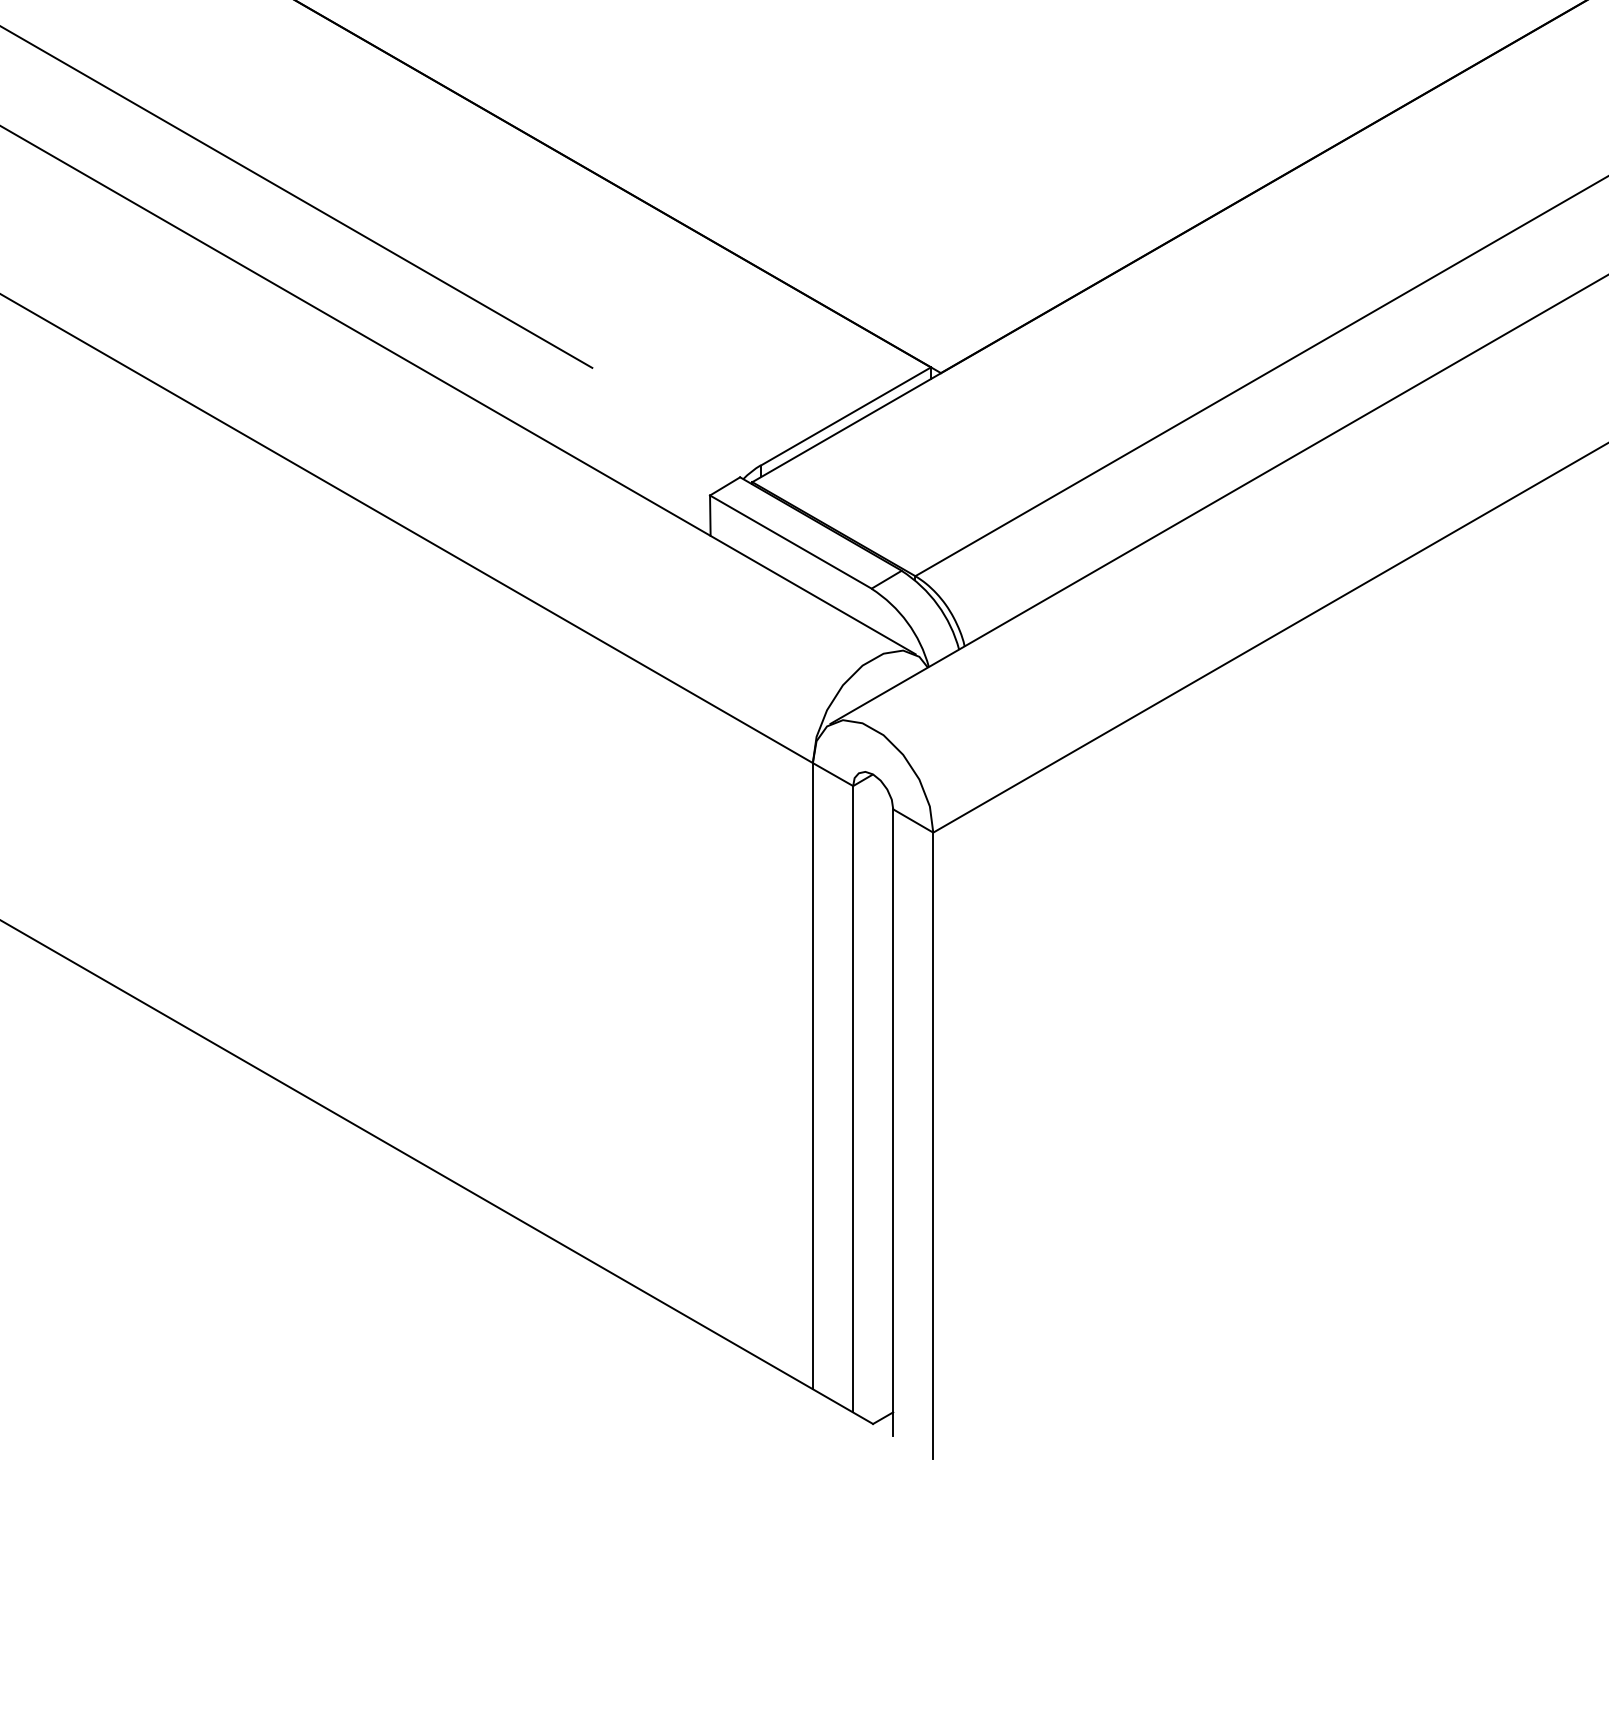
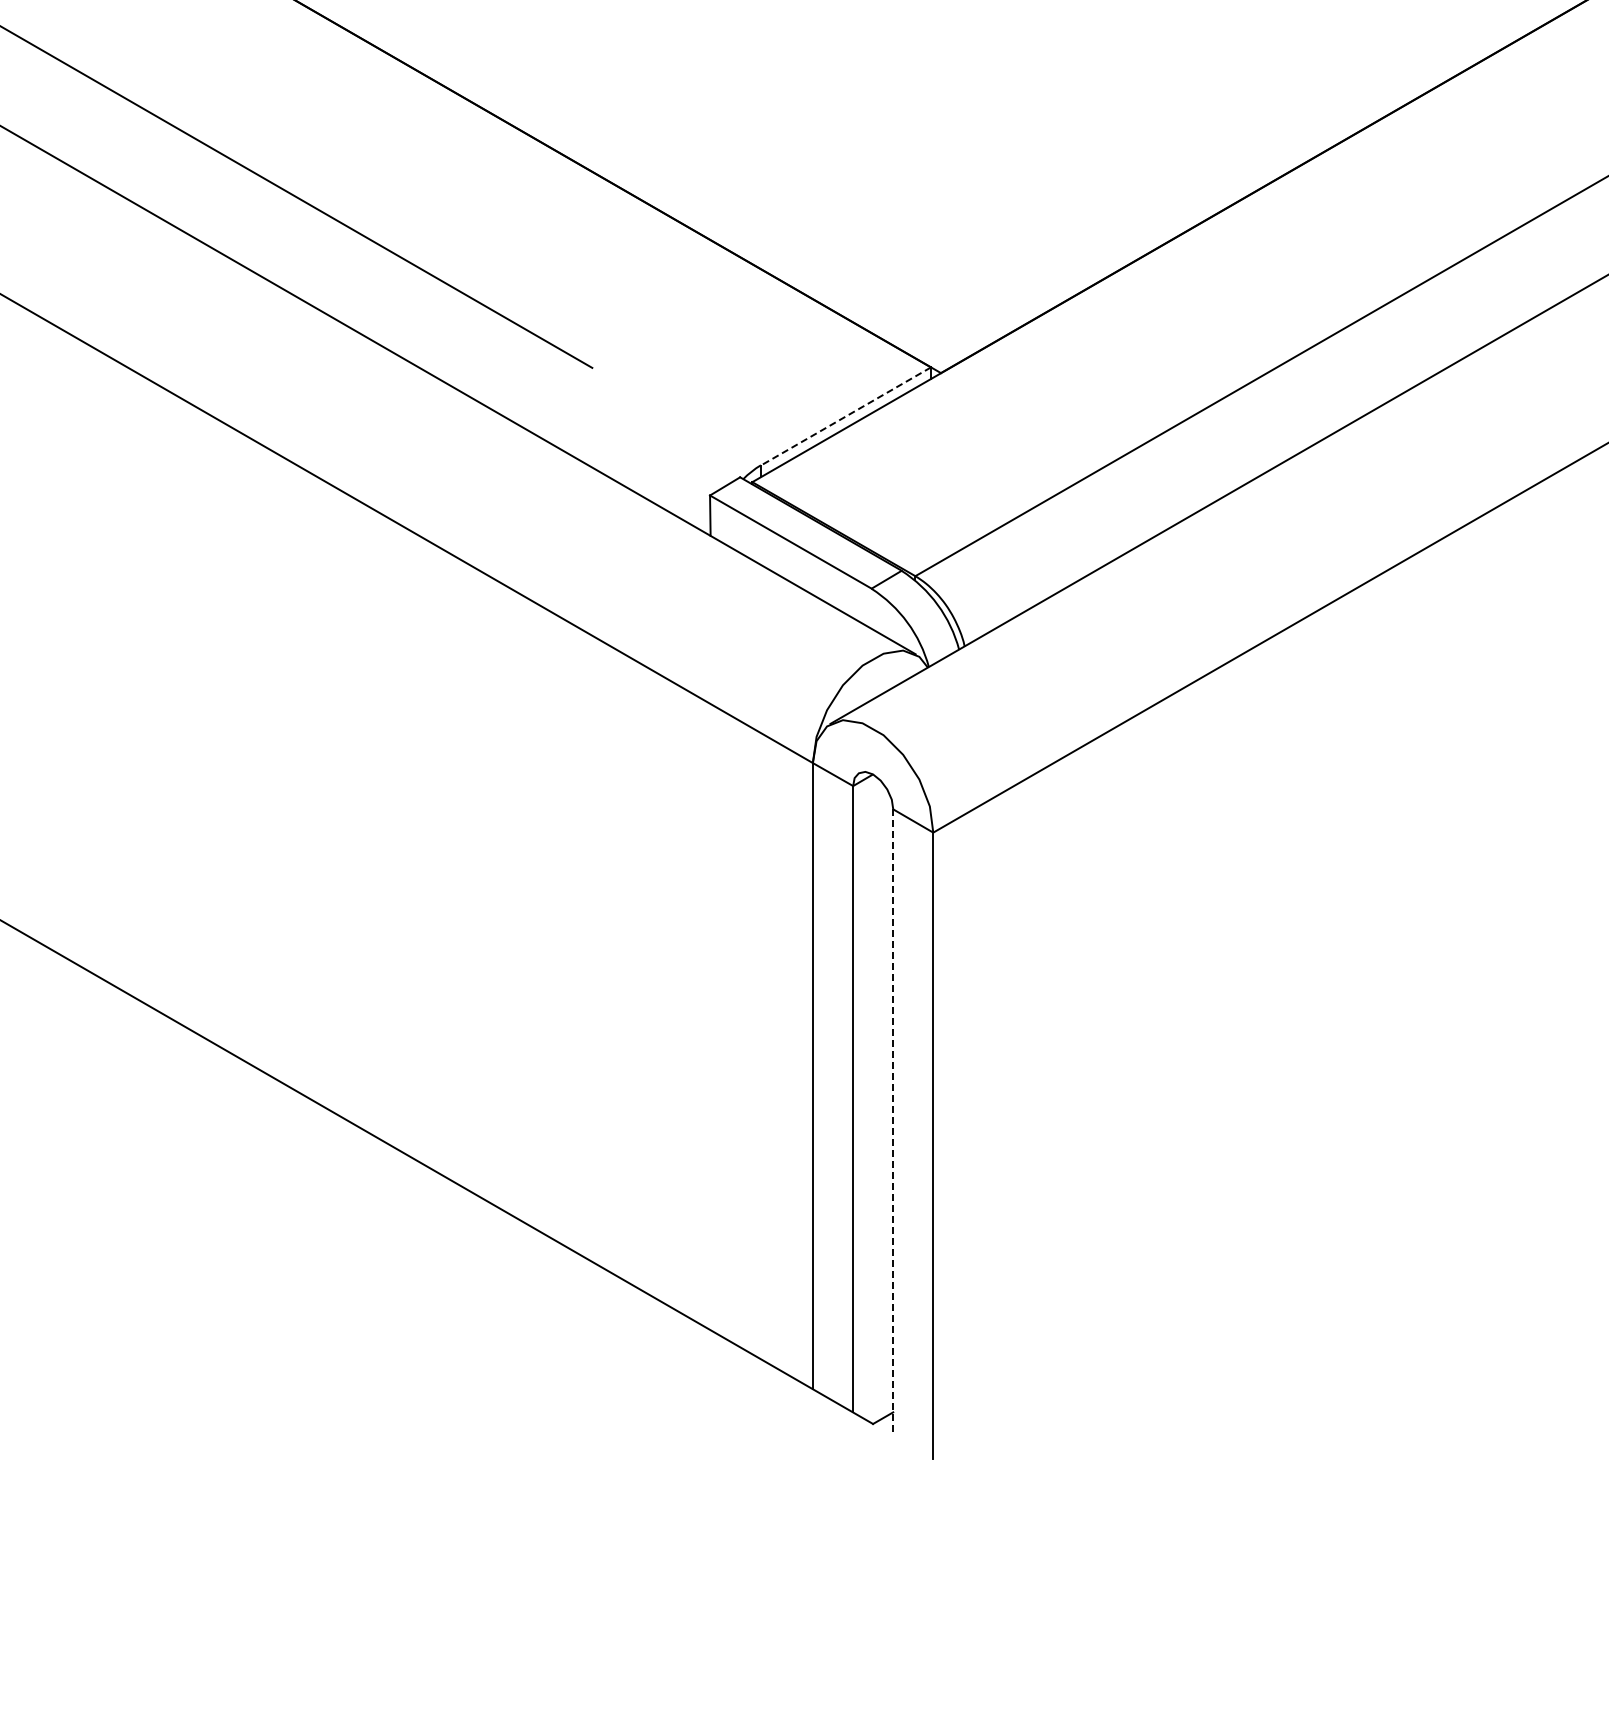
line: solid -> dashed (845, 416)
line: solid -> dashed (893, 1122)
